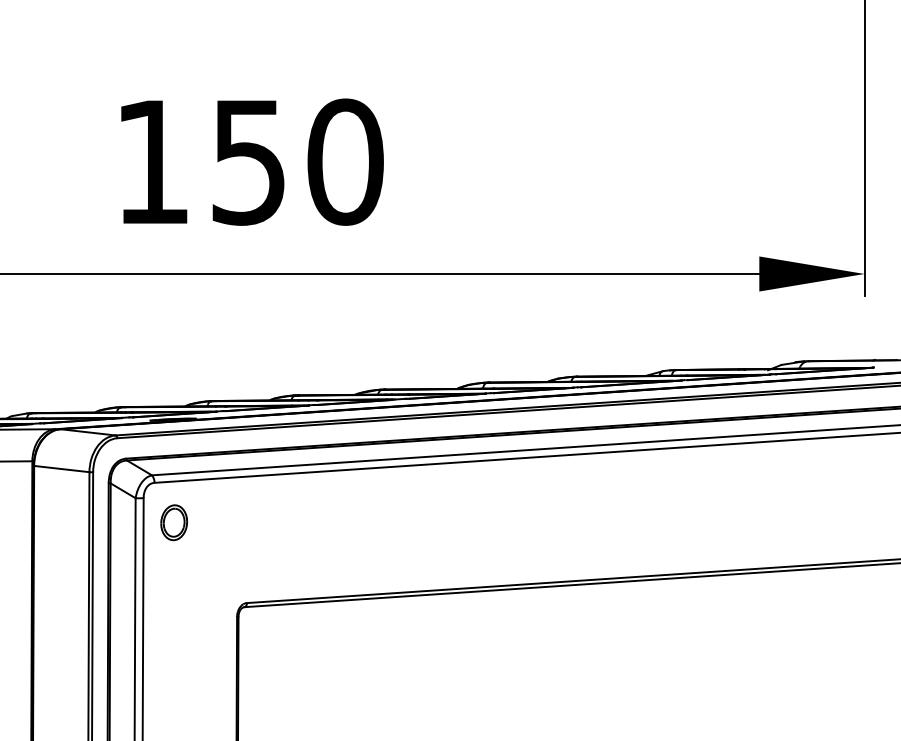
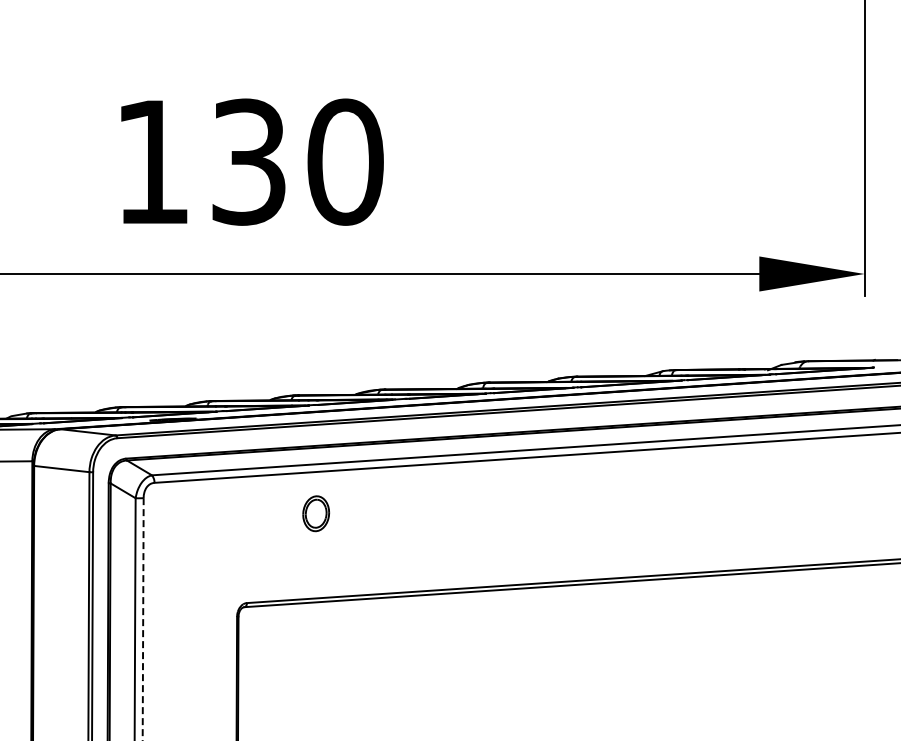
text: 150 -> 130 (248, 161)
part position: (174, 522) -> (316, 513) (316, 513)
line: solid -> dashed (143, 620)
